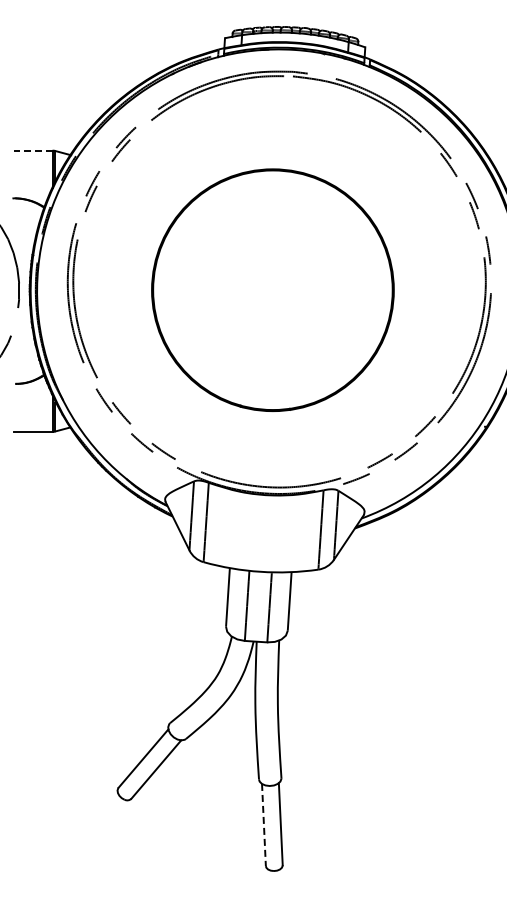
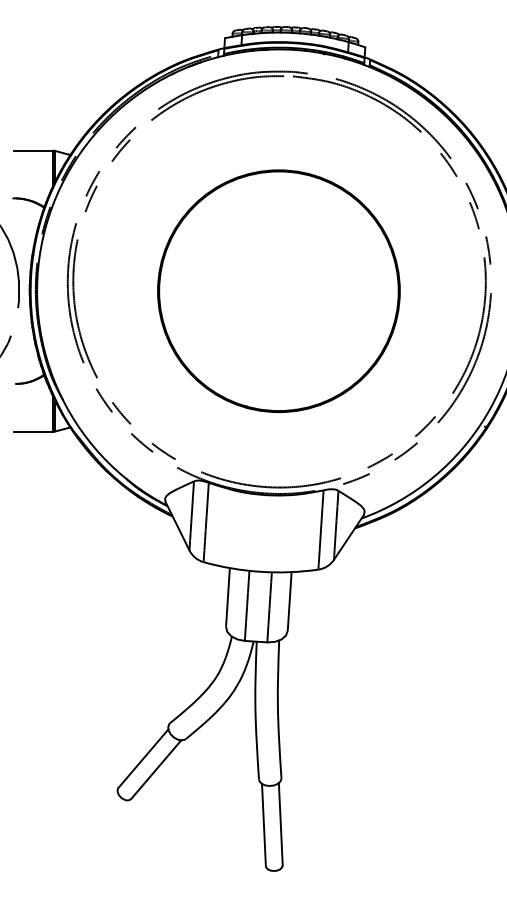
line: dashed -> solid (32, 150)
circle position: (272, 289) -> (278, 290) (278, 290)
line: dashed -> solid (263, 825)
